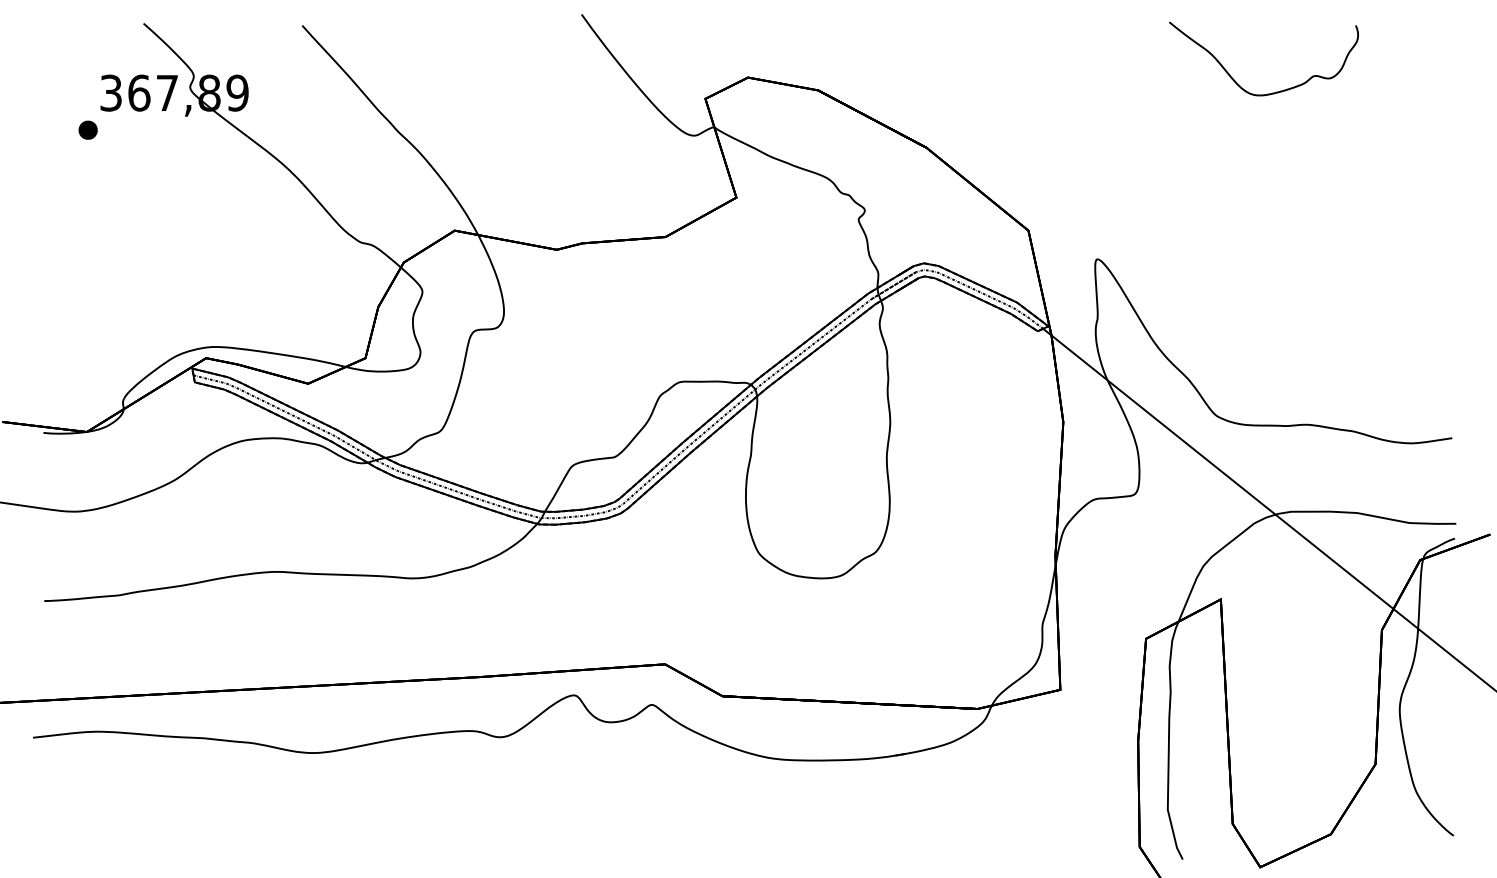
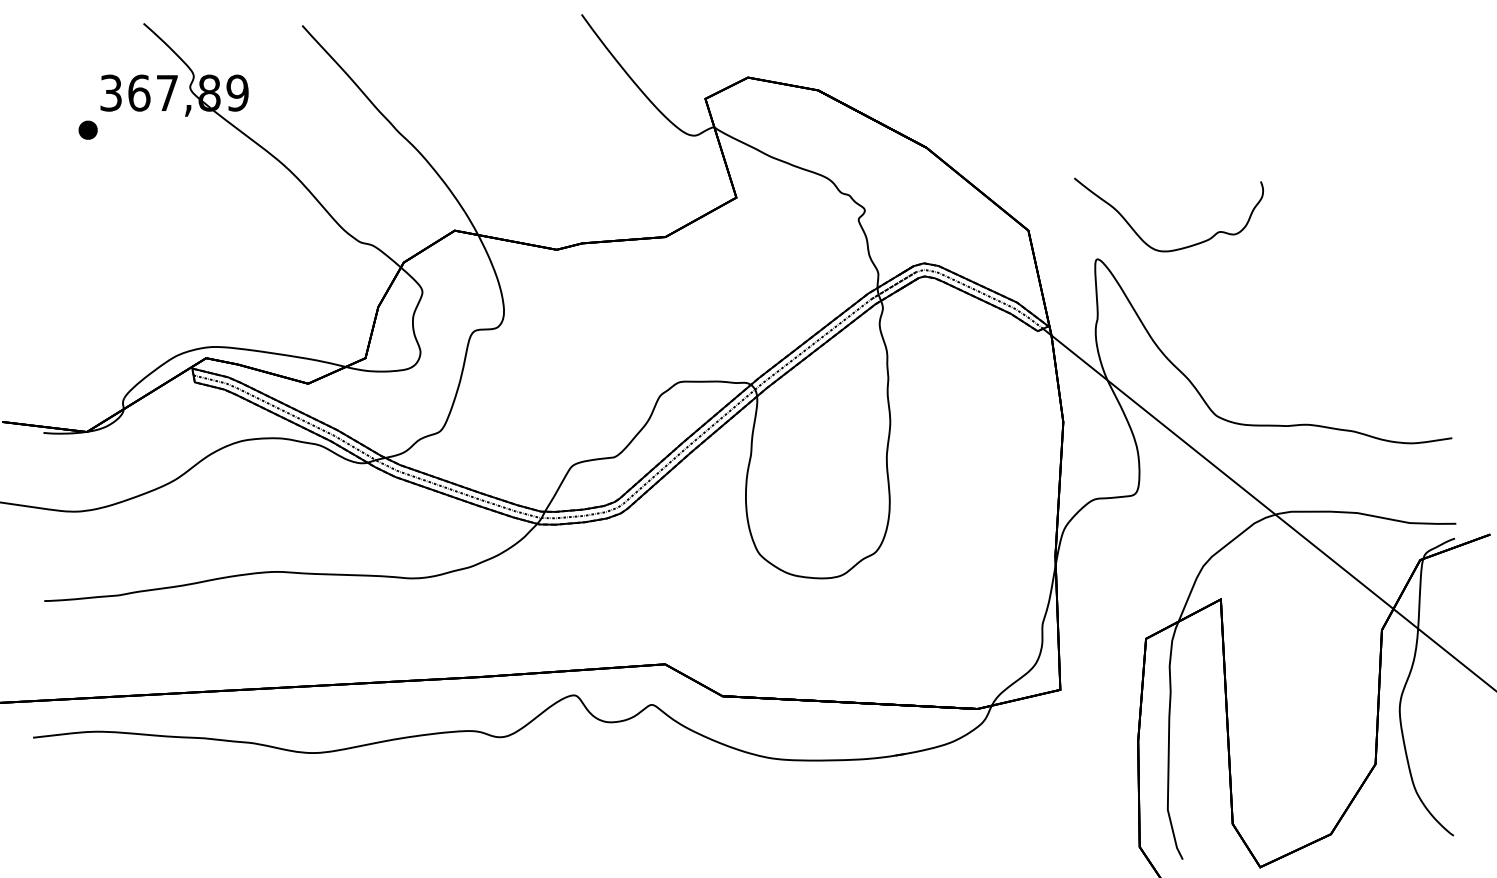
part position: (1272, 92) -> (1177, 248) (1177, 248)
